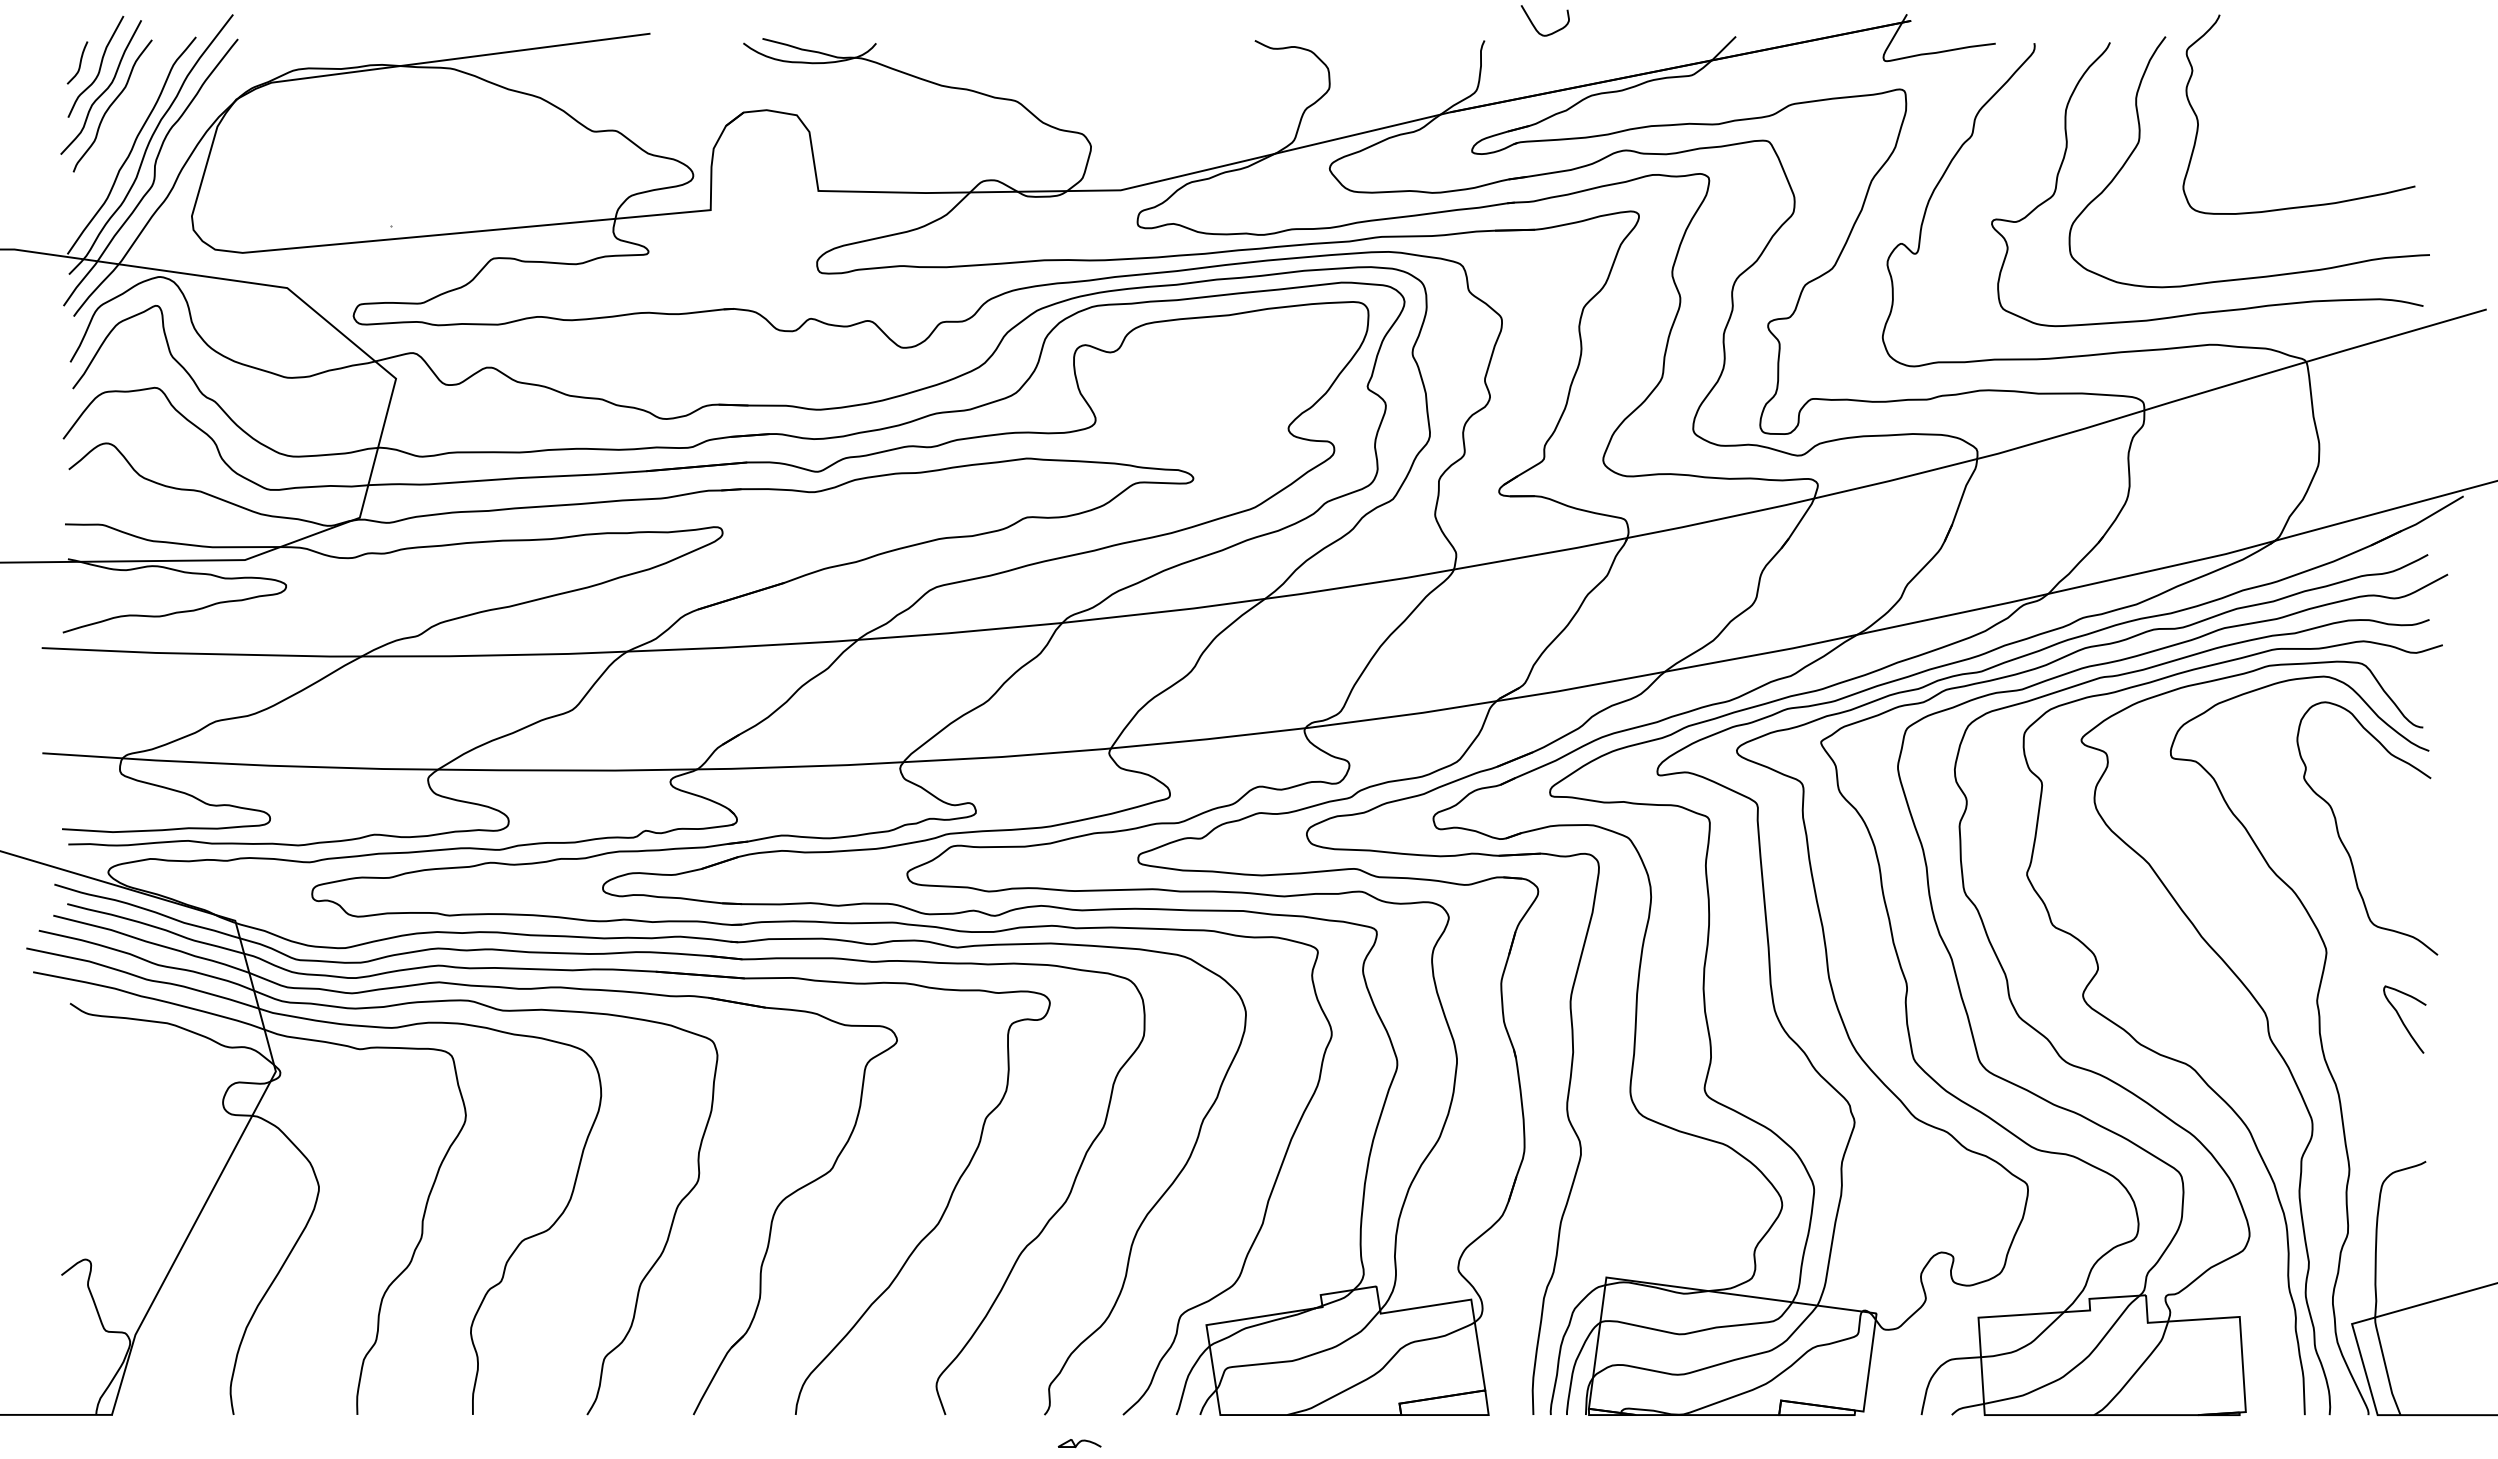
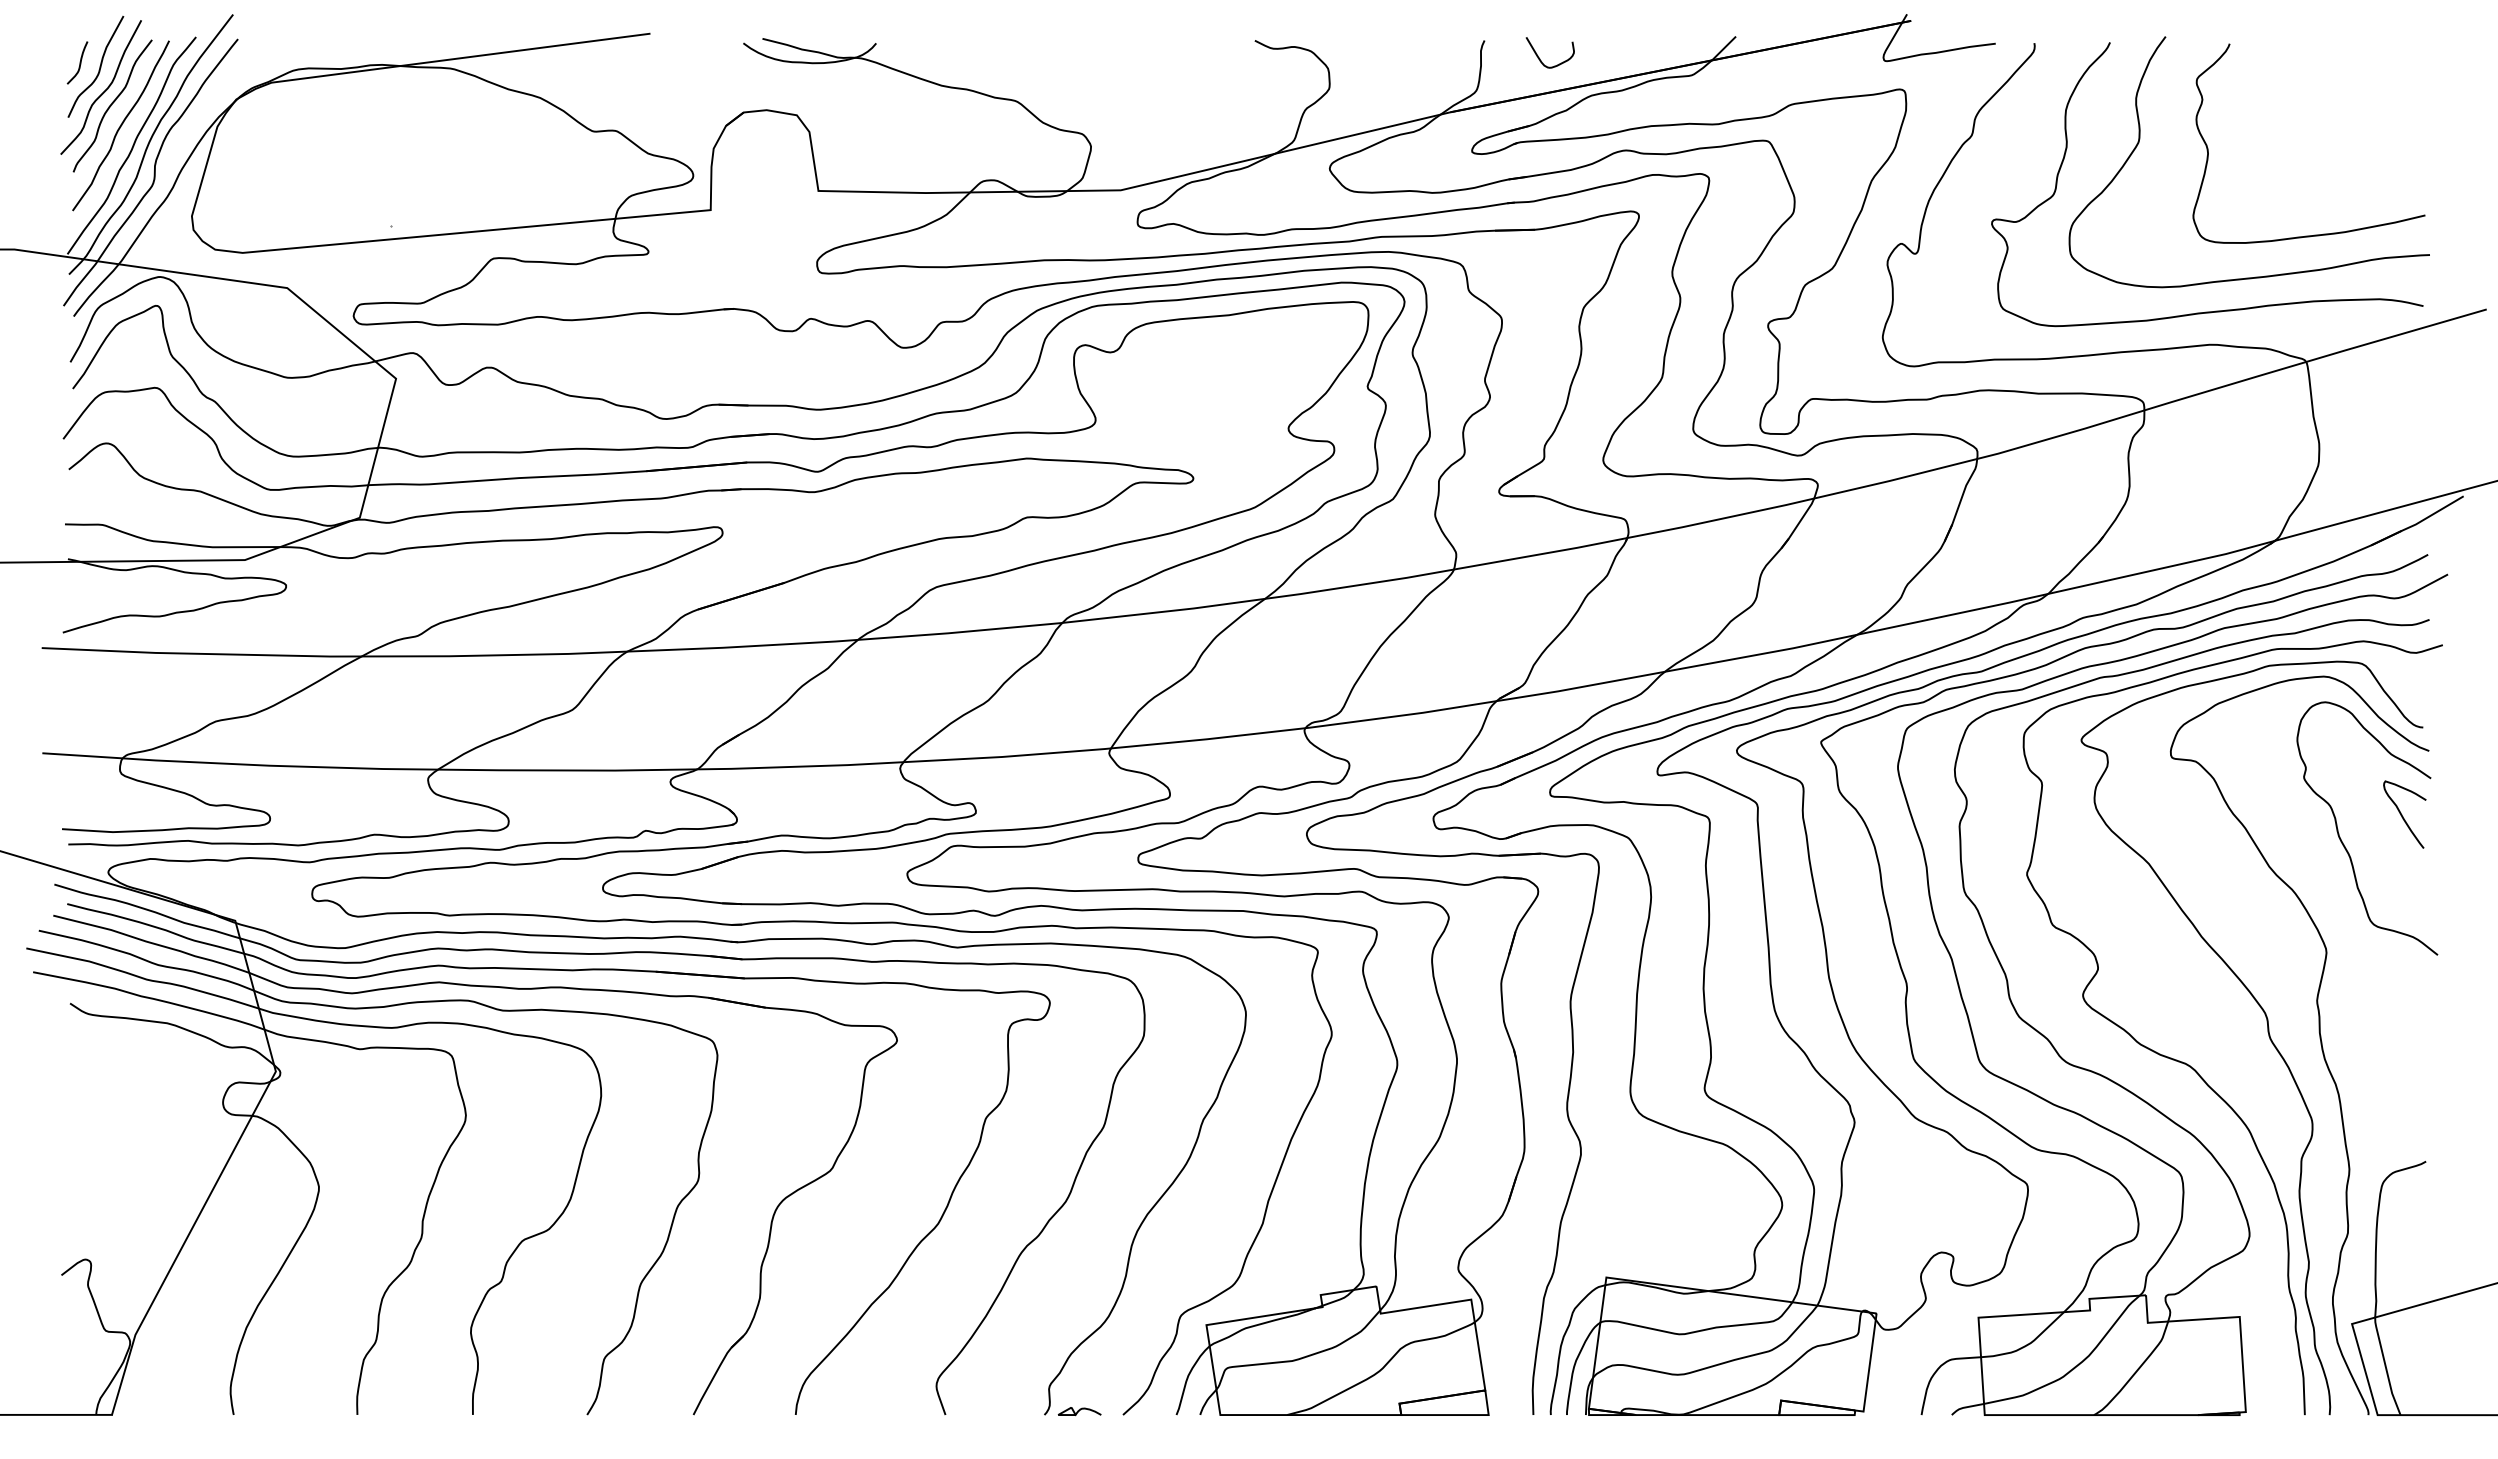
curve position: (1535, 26) -> (1540, 58) (1540, 58)
curve: none -> present (120, 125)
curve position: (2304, 205) -> (2314, 234) (2314, 234)
curve position: (2402, 1019) -> (2402, 814) (2402, 814)
part position: (1079, 1443) -> (1079, 1411) (1079, 1411)
